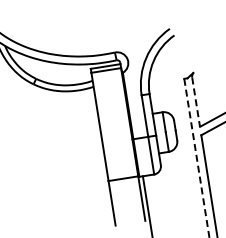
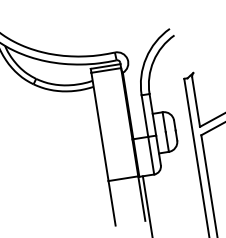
line: dashed -> solid (196, 102)
line: dashed -> solid (196, 158)
